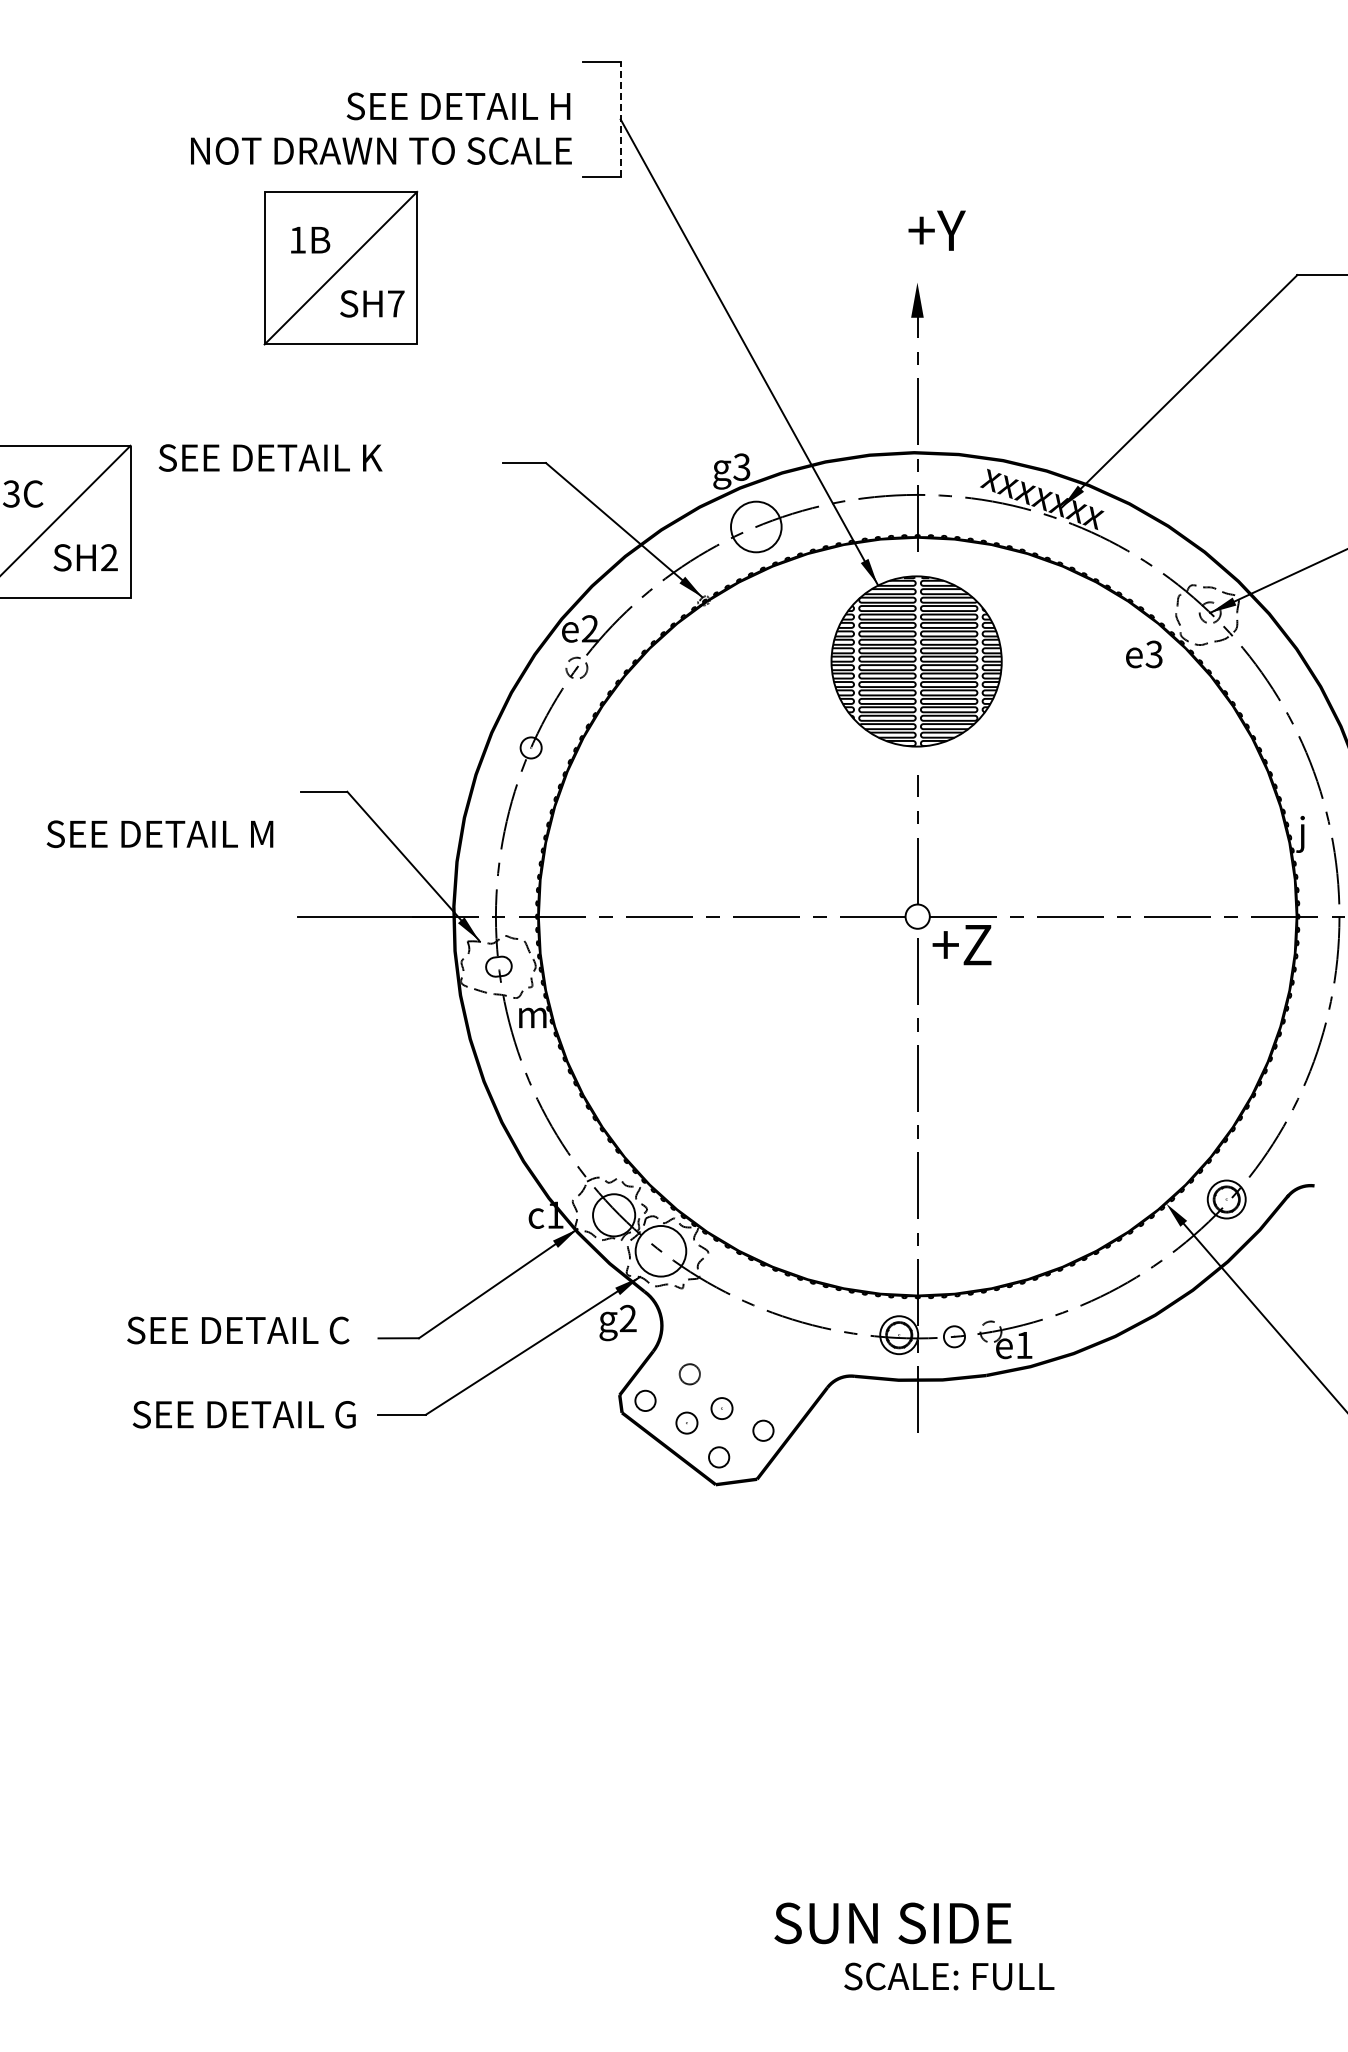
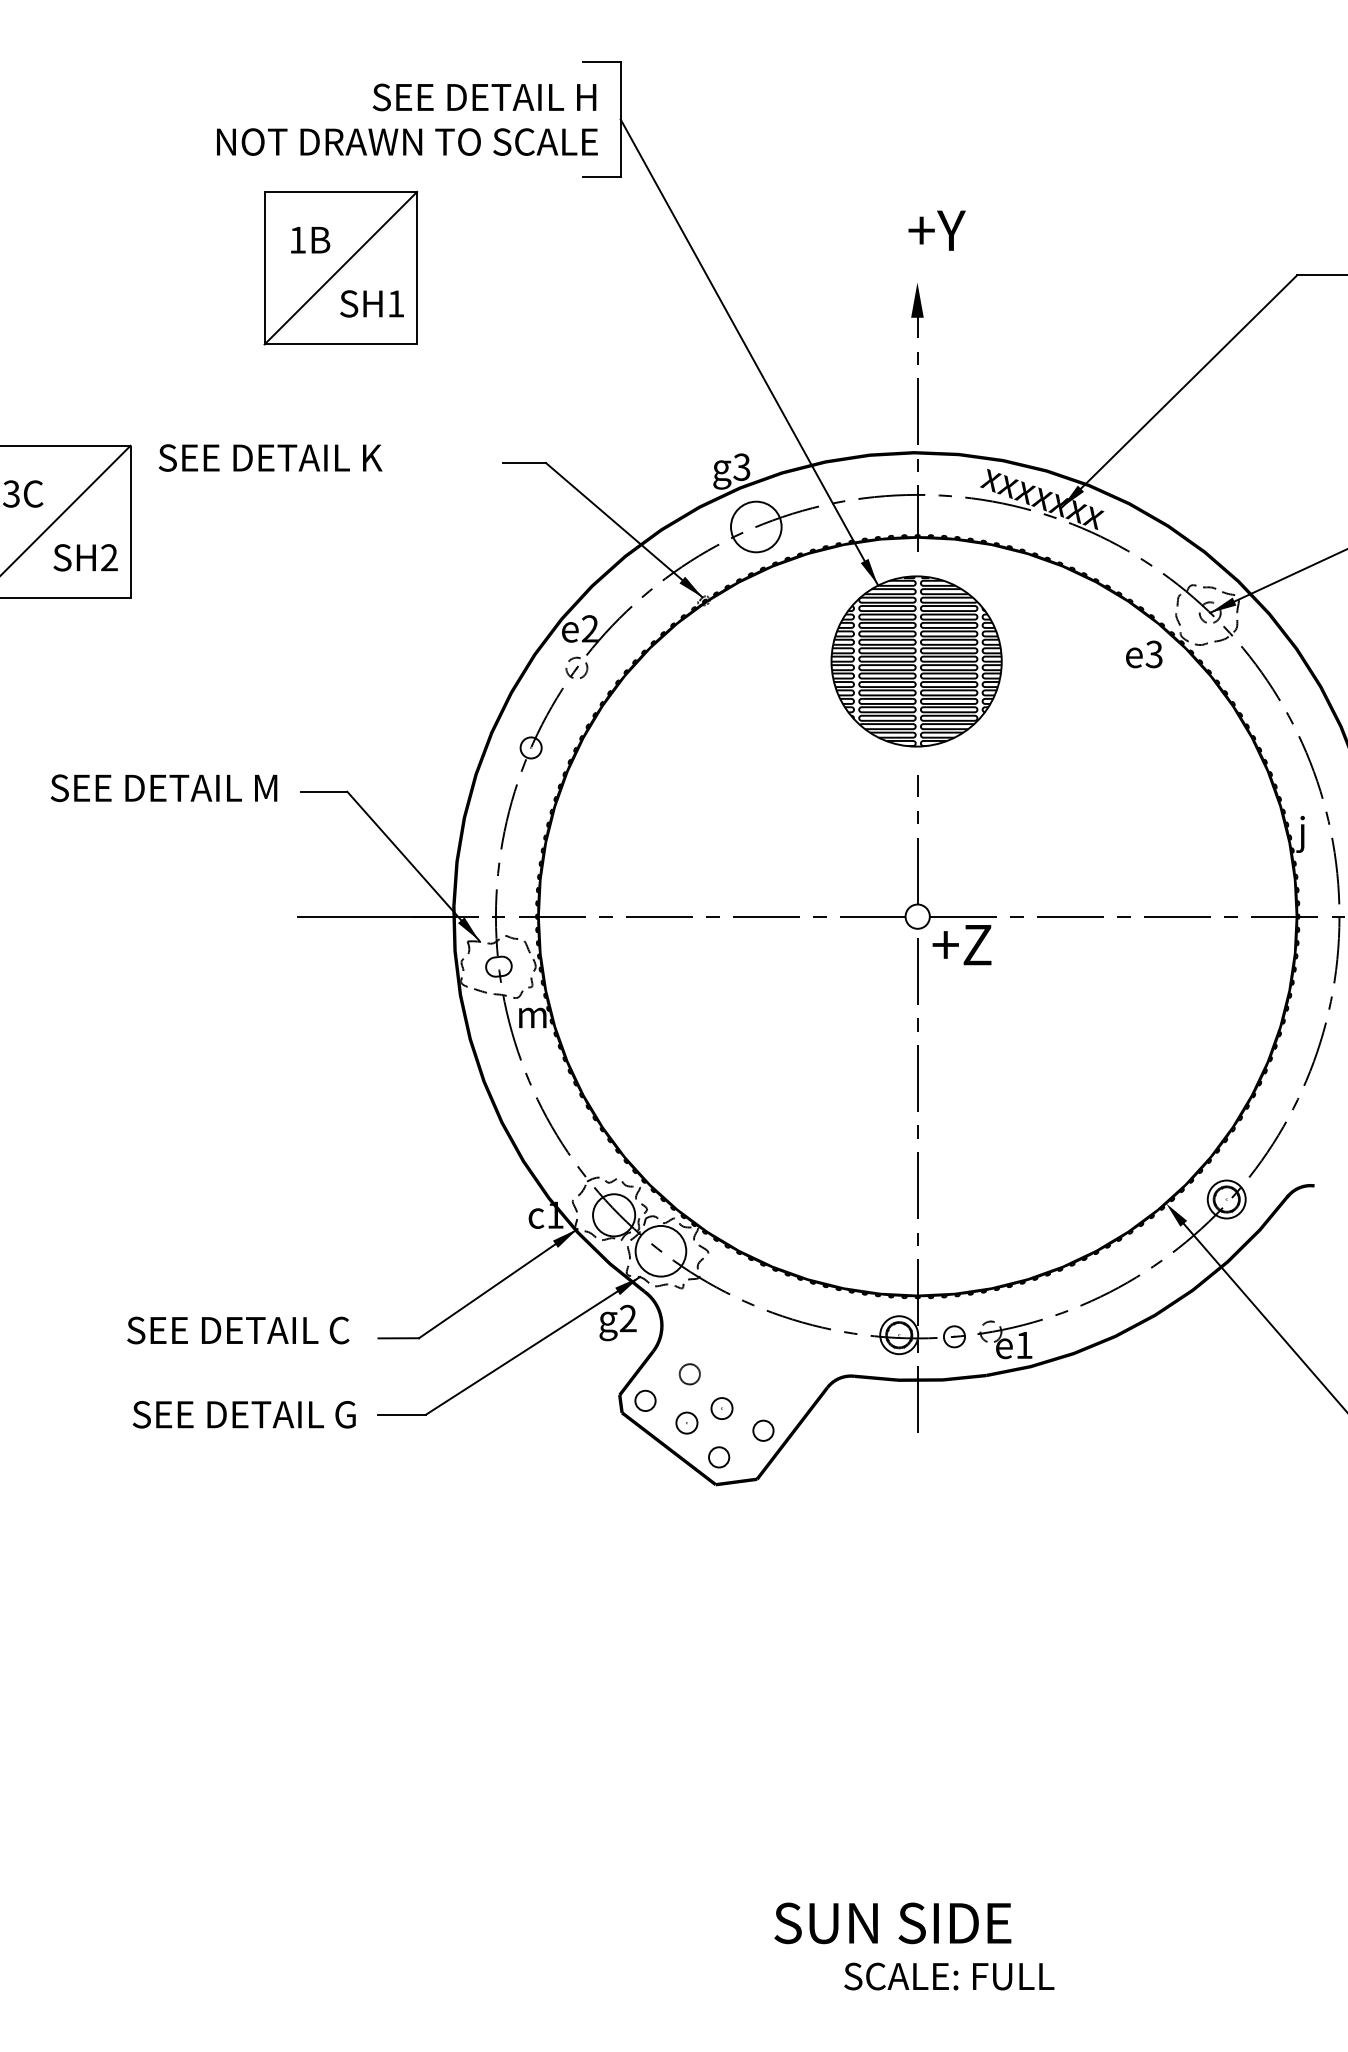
line: dashed -> solid (620, 119)
text position: (381, 128) -> (407, 119) (407, 119)
text: SH7 -> SH1 (396, 303)
text position: (159, 834) -> (163, 788) (163, 788)
